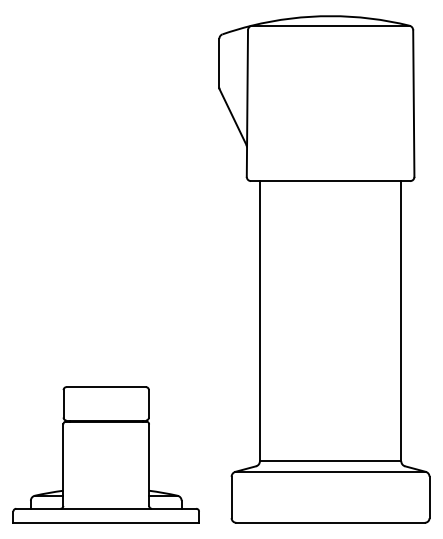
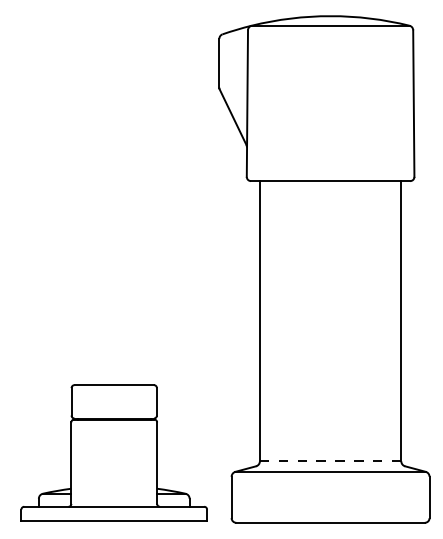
part position: (105, 454) -> (113, 452) (113, 452)
line: solid -> dashed (330, 461)
